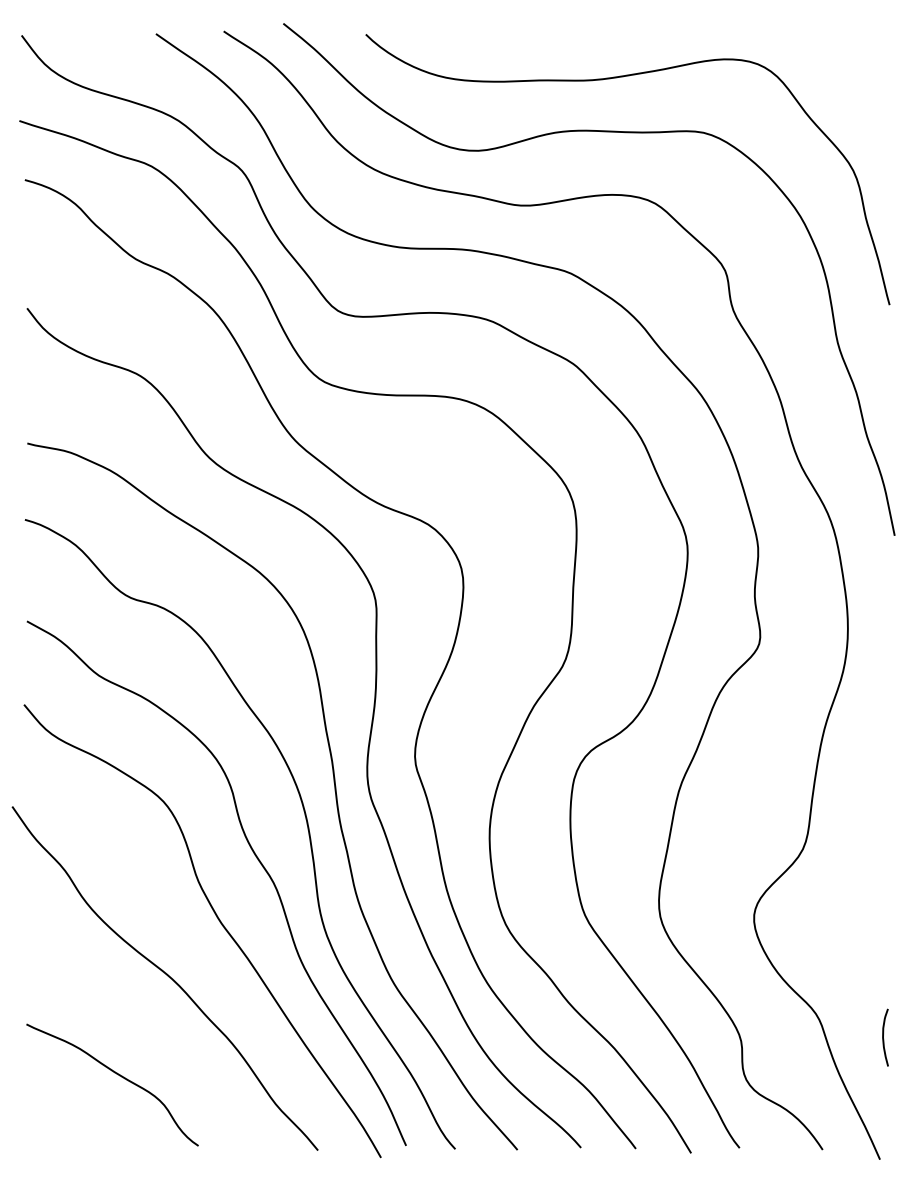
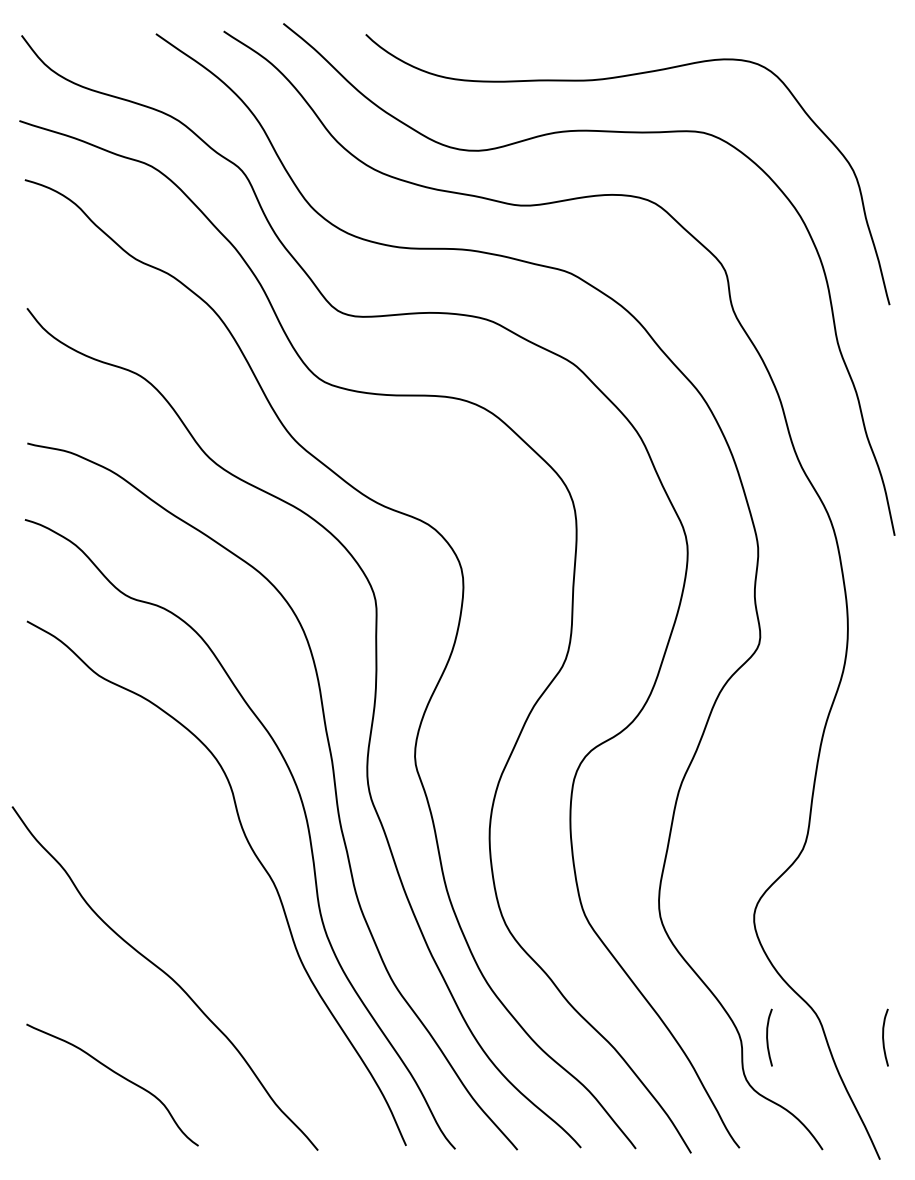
curve: present -> none (217, 919)
curve: none -> present (767, 1037)
